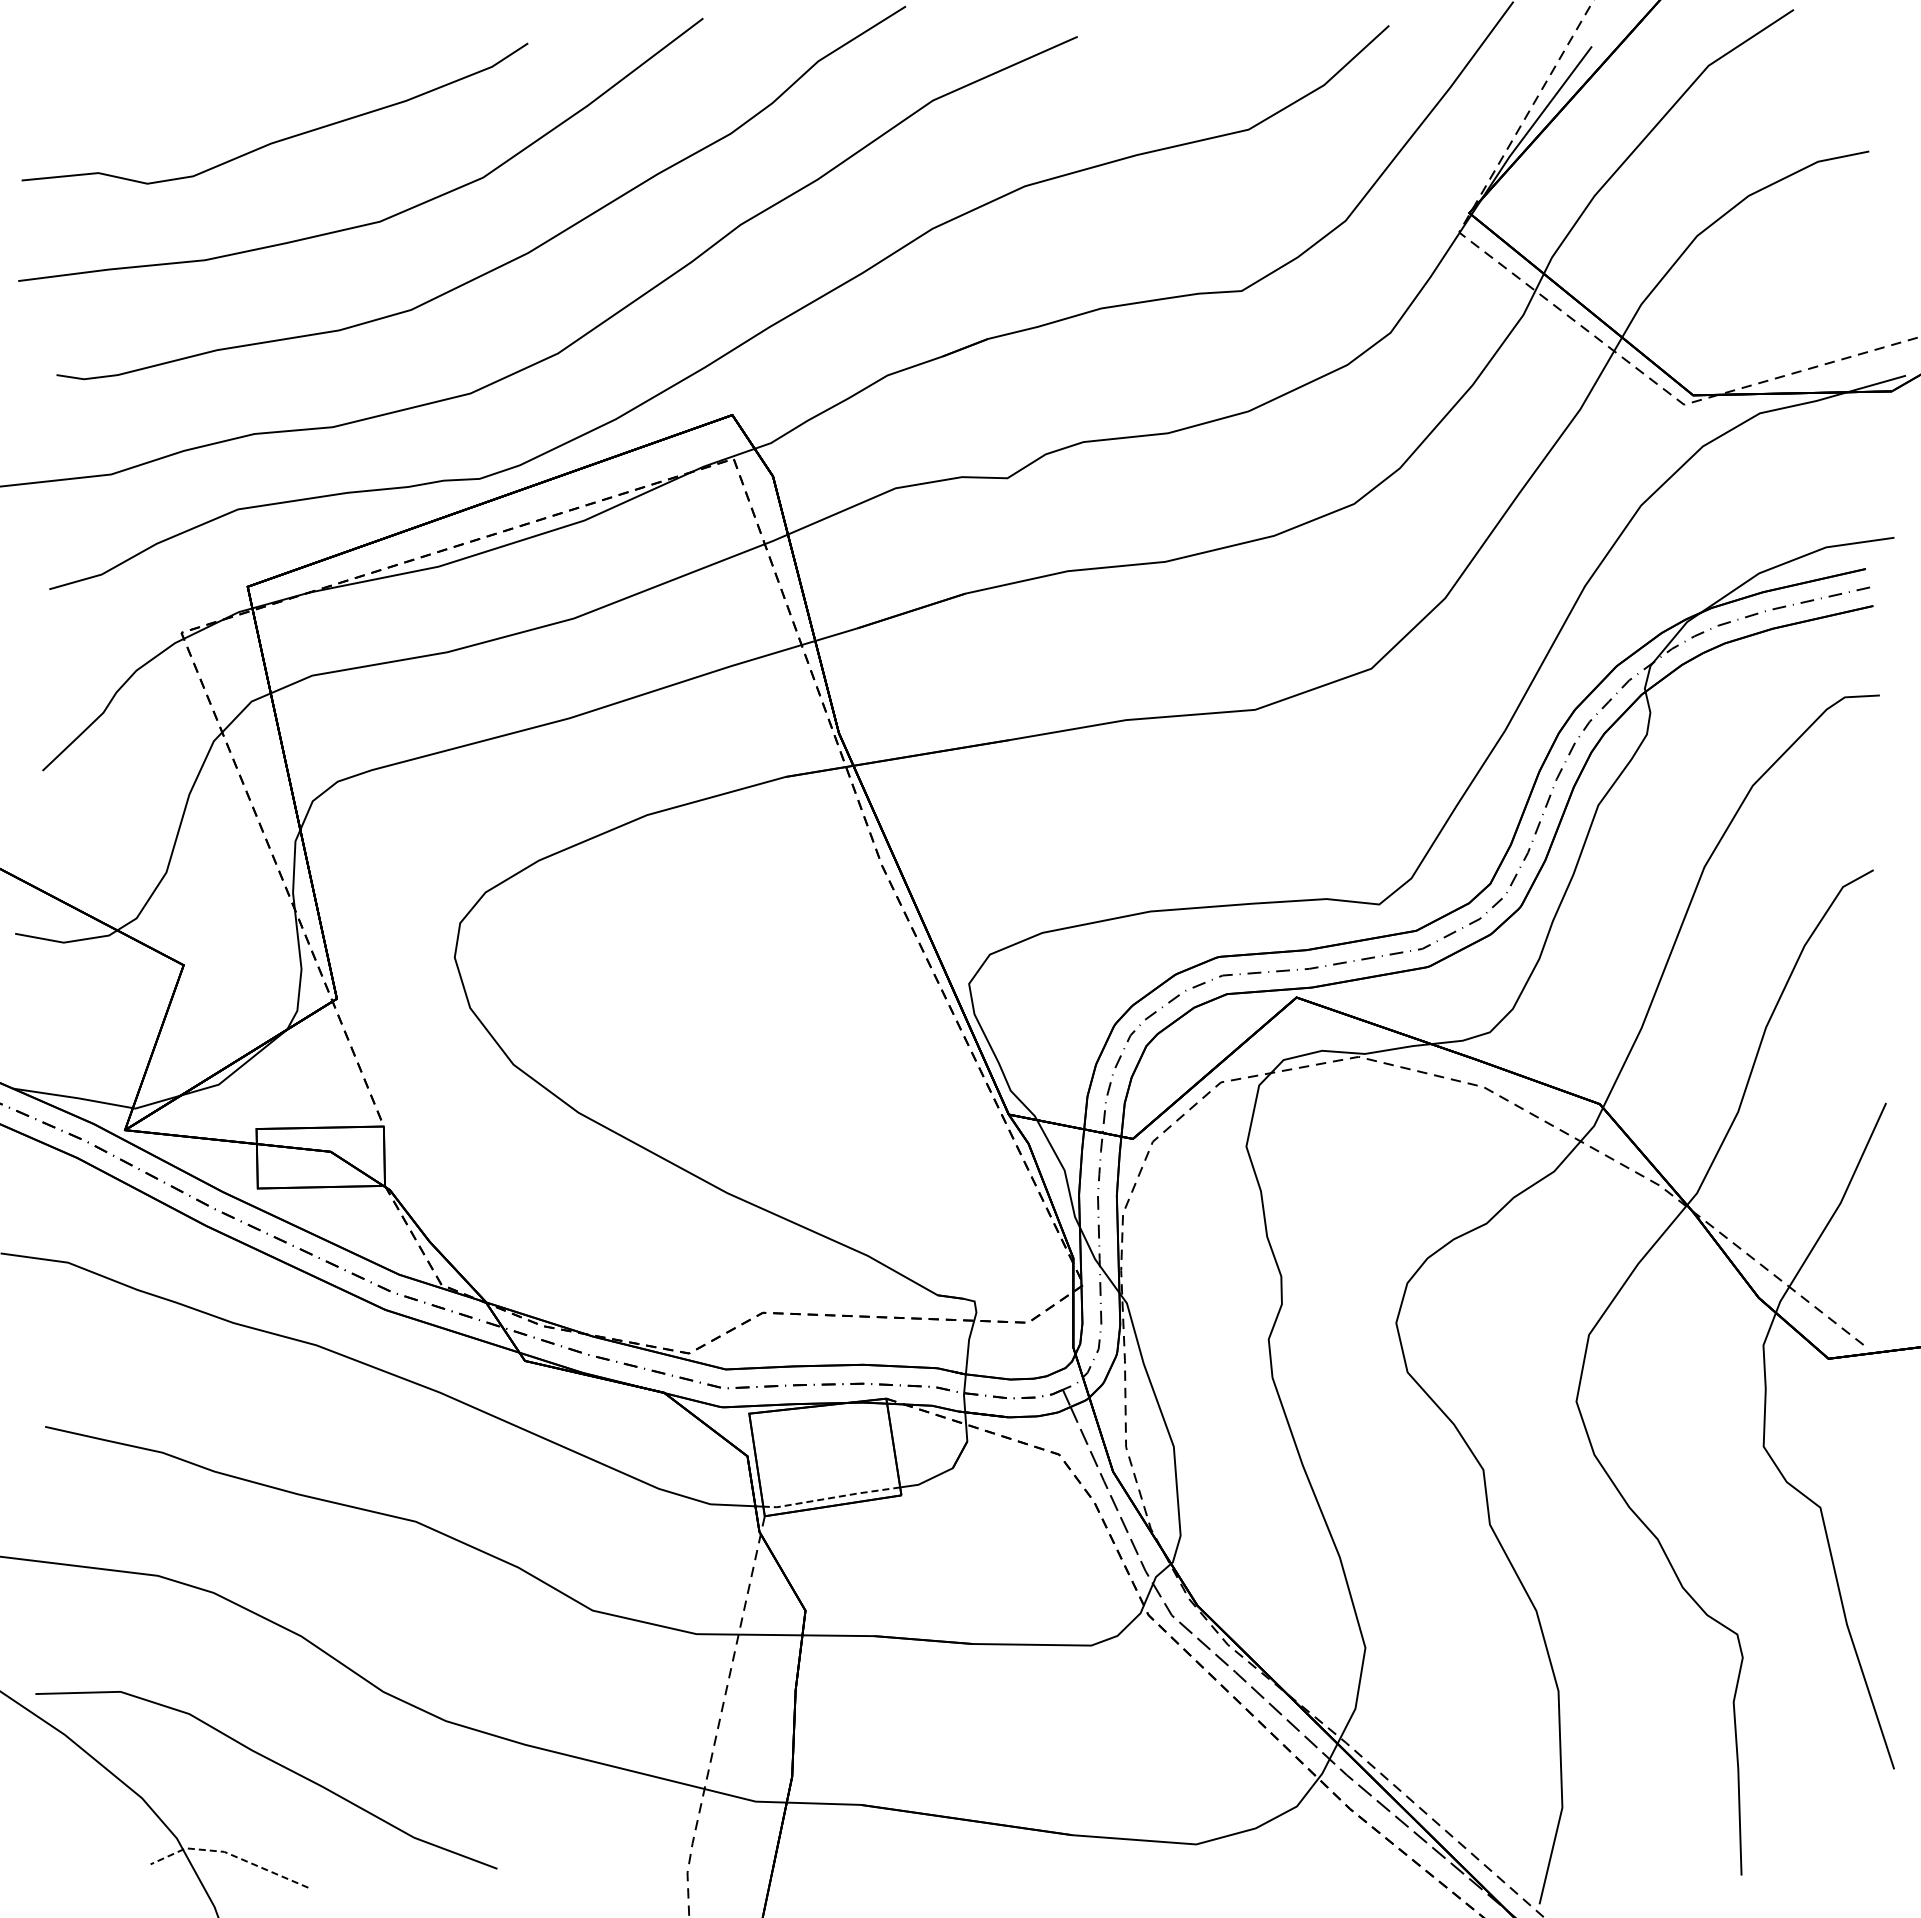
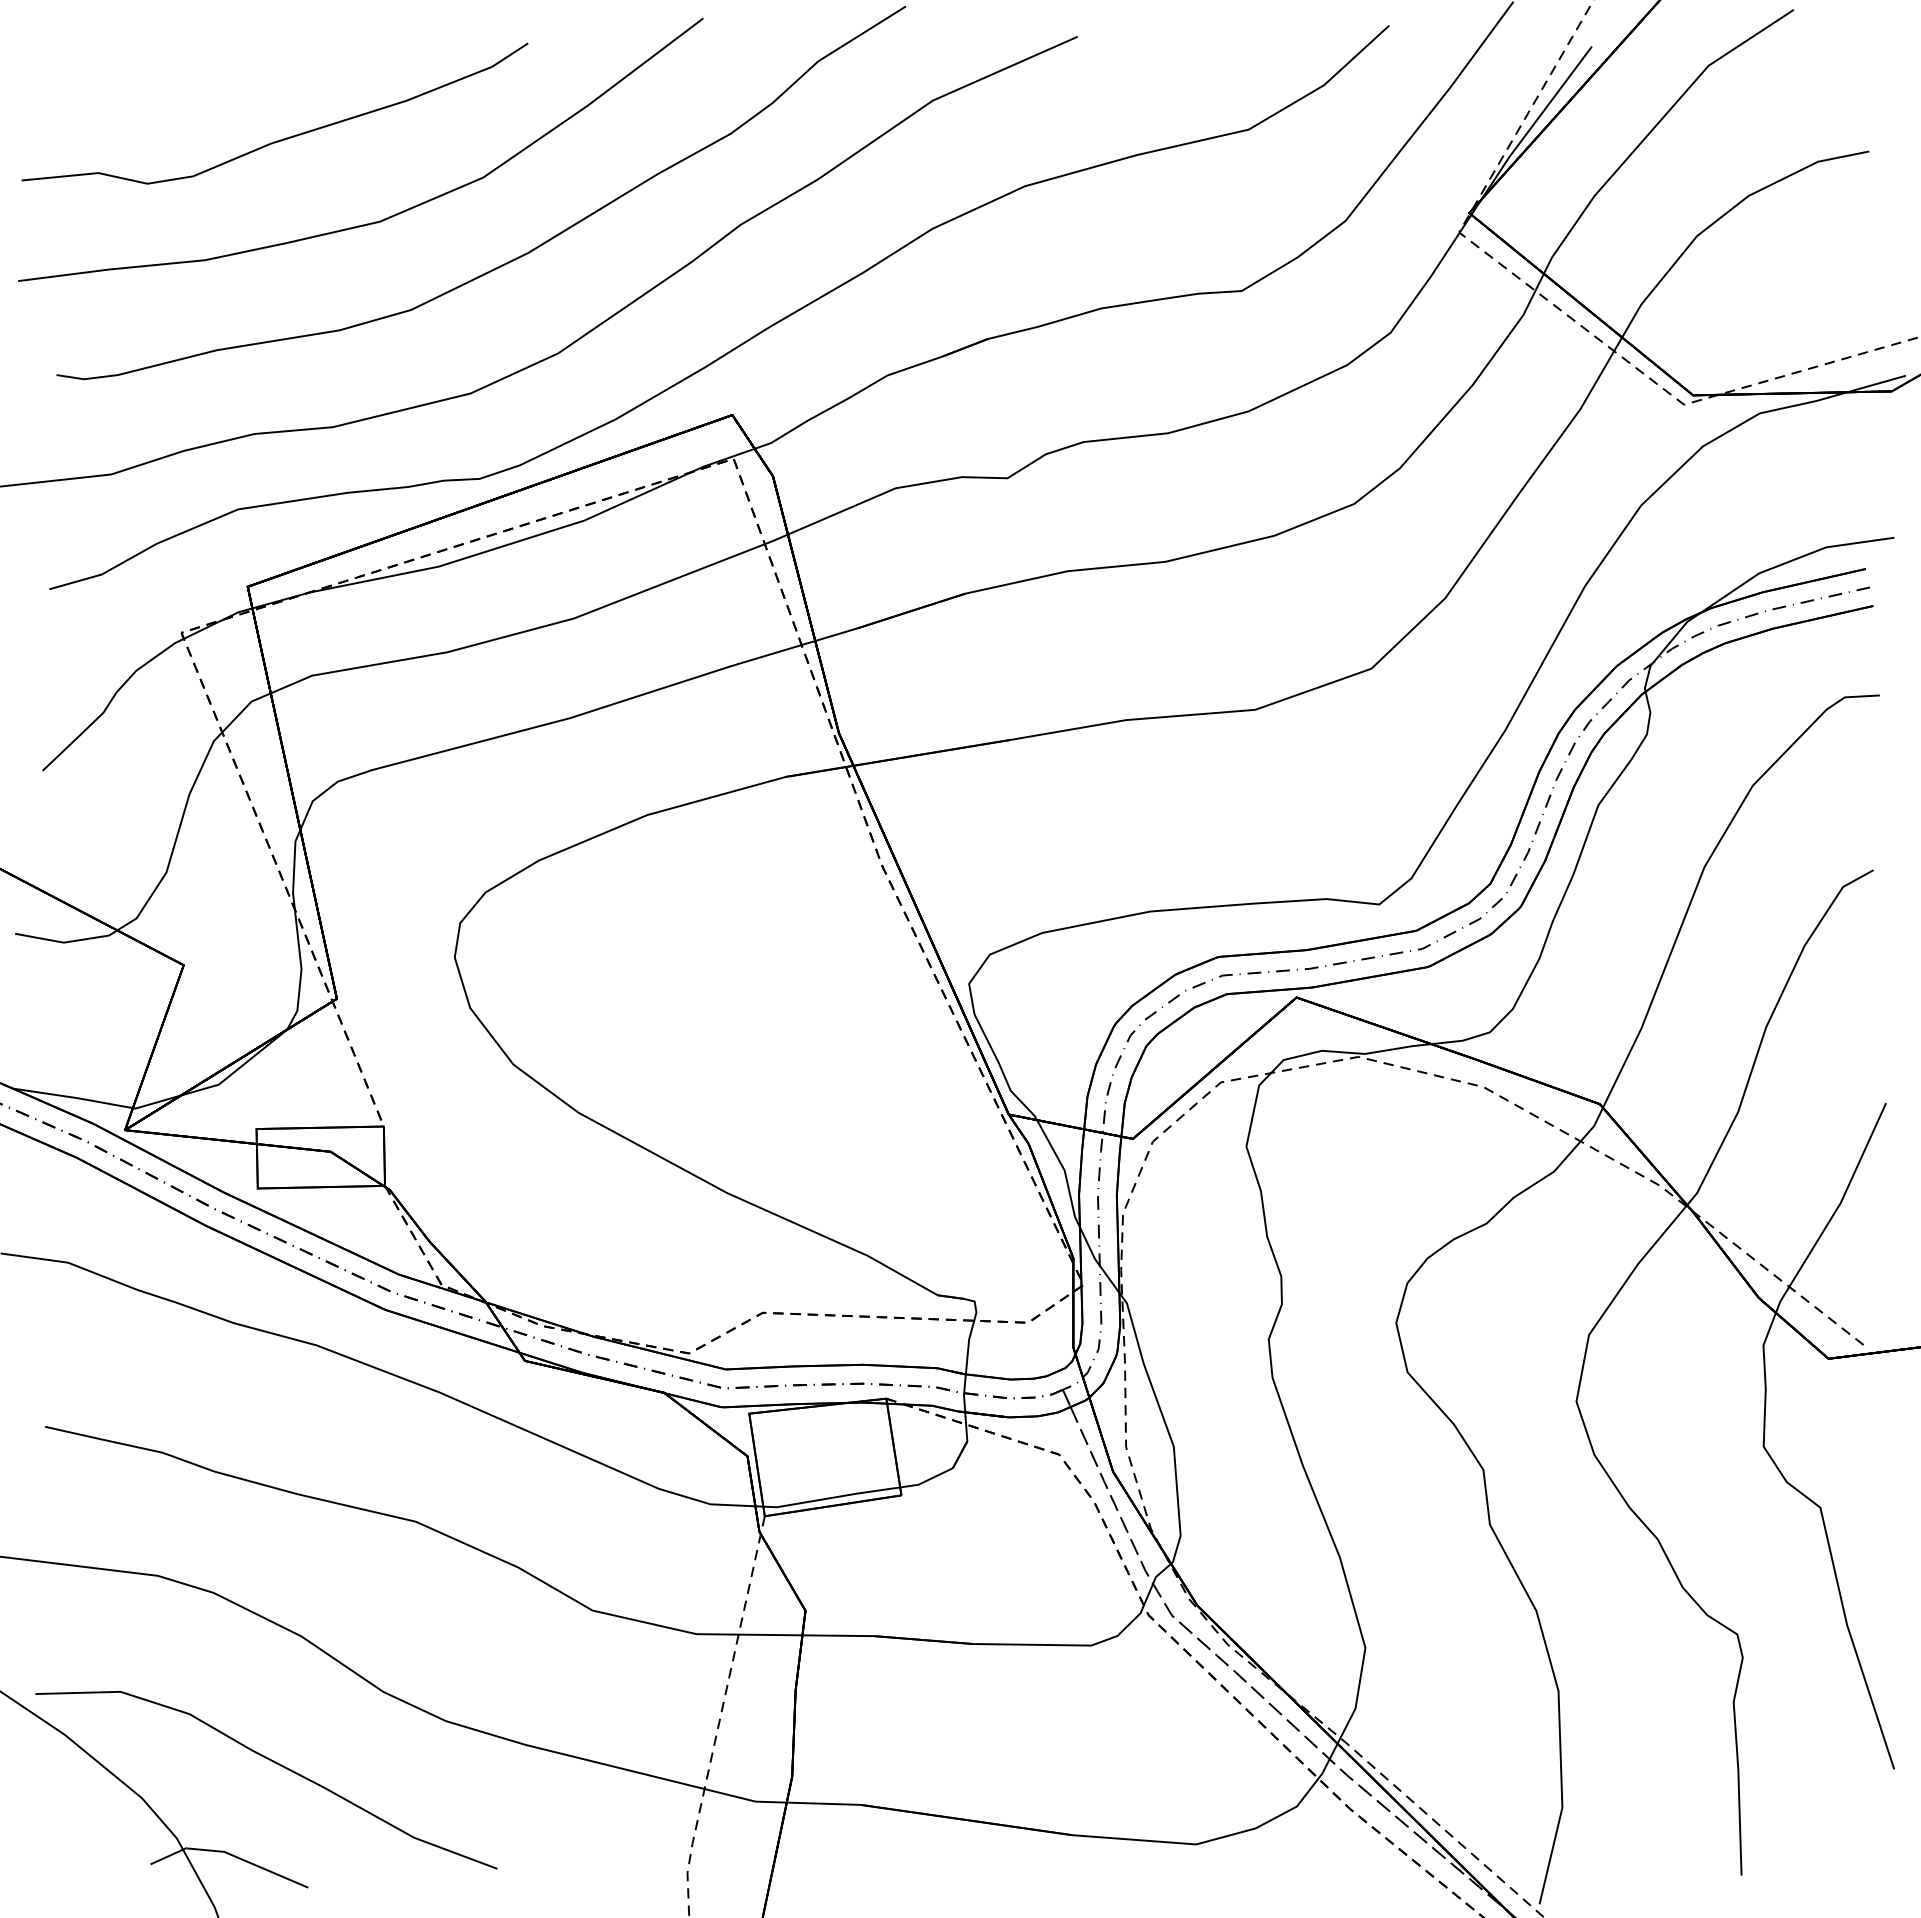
line: dashed -> solid (831, 1497)
line: dashed -> solid (229, 1854)
